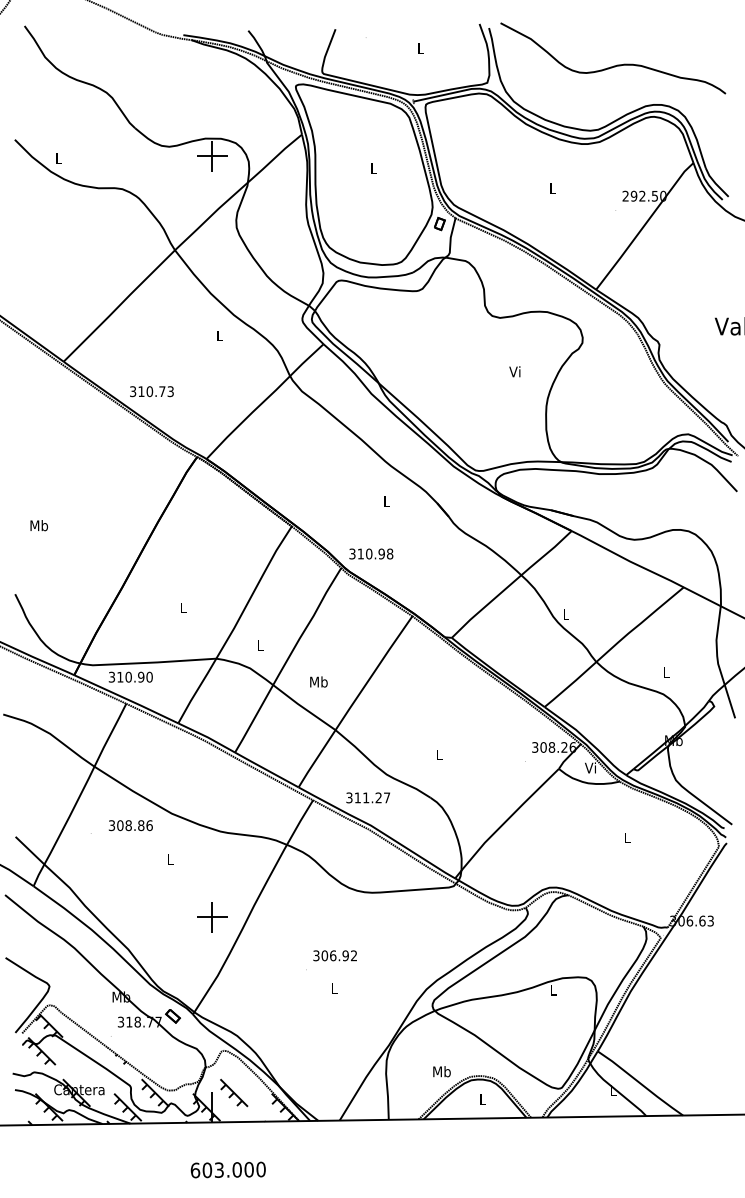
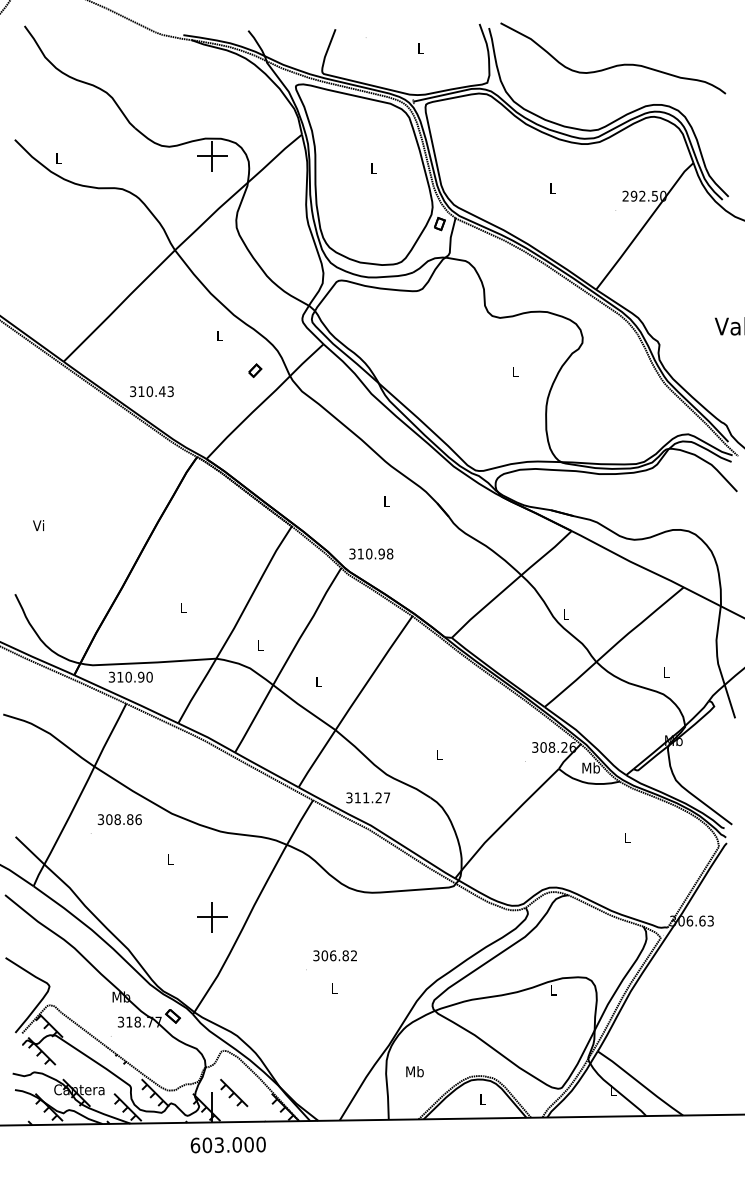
part: none -> present (255, 370)
text: Vi -> L (514, 371)
text: 310.73 -> 310.43 (161, 391)
text: Mb -> Vi (39, 525)
text: Mb -> L (318, 681)
text: Vi -> Mb (590, 767)
text position: (130, 825) -> (119, 819) (119, 819)
text: 306.92 -> 306.82 (345, 955)
text position: (441, 1071) -> (414, 1071) (414, 1071)
text position: (227, 1169) -> (227, 1144) (227, 1144)
